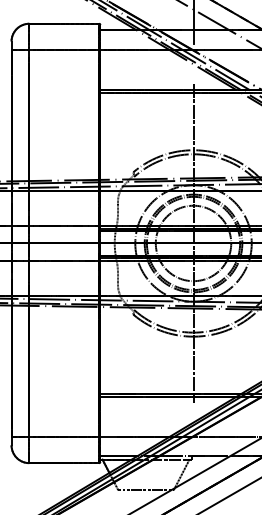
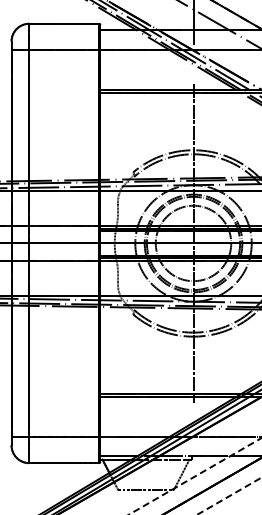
line: solid -> dashed (195, 476)
line: solid -> dashed (229, 496)
